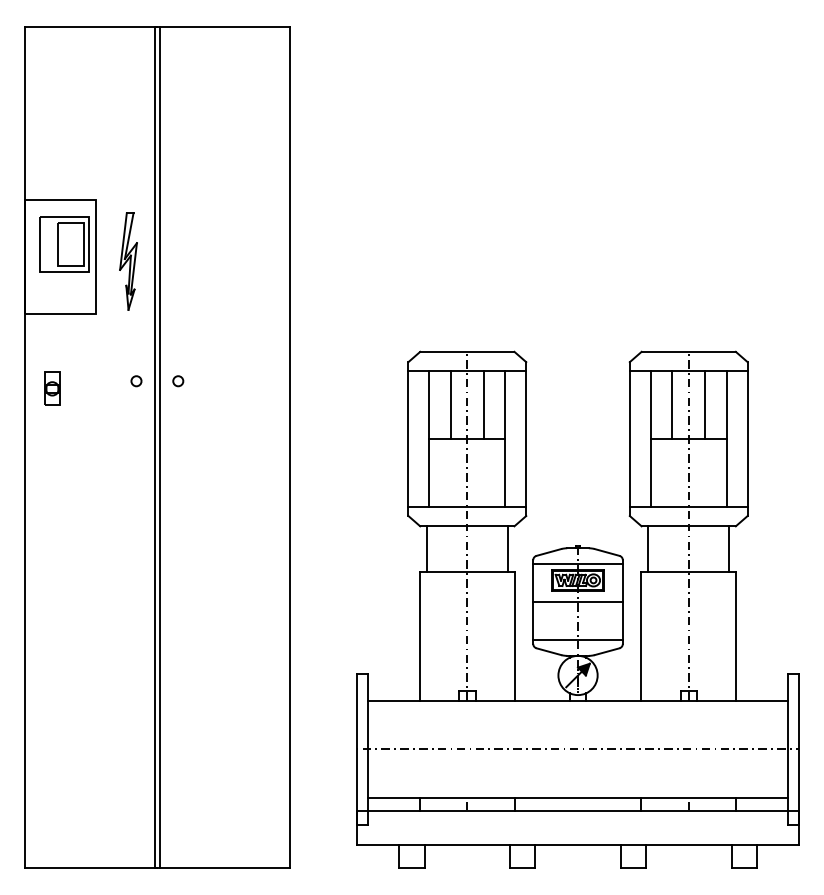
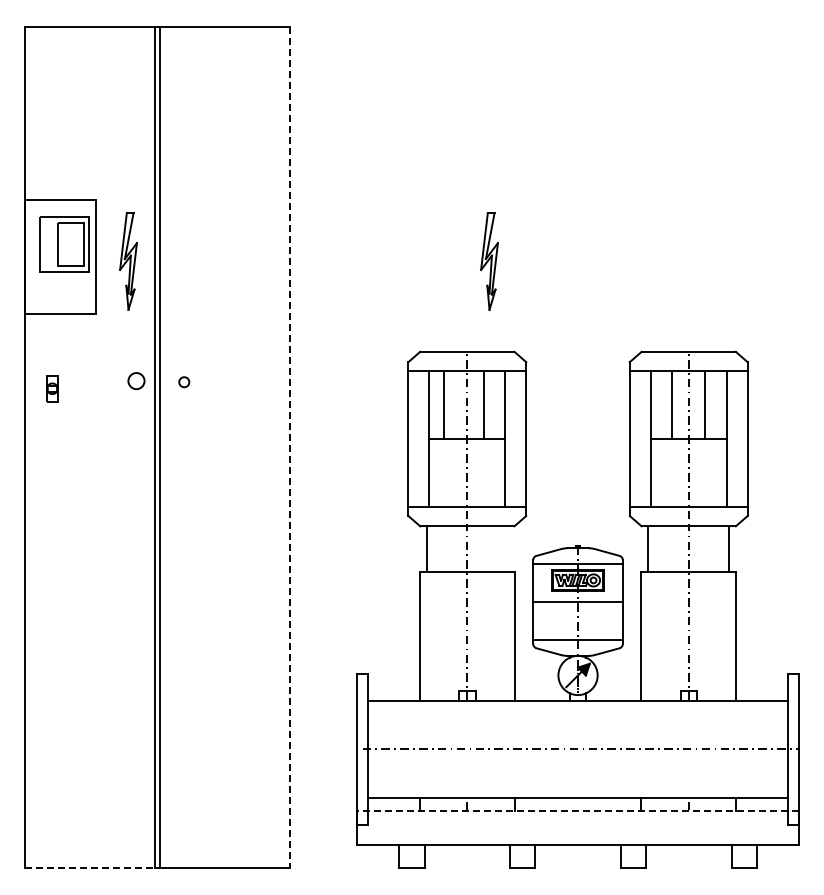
part: none -> present (489, 261)
circle size: 13x13 px -> 19x19 px (136, 381)
circle position: (178, 381) -> (184, 382) (184, 382)
part size: 17x35 px -> 13x28 px (52, 388)
line position: (450, 404) -> (443, 404) (443, 404)
line: solid -> dashed (290, 447)
line: present -> none (508, 548)
line: solid -> dashed (577, 811)
line: solid -> dashed (91, 868)
